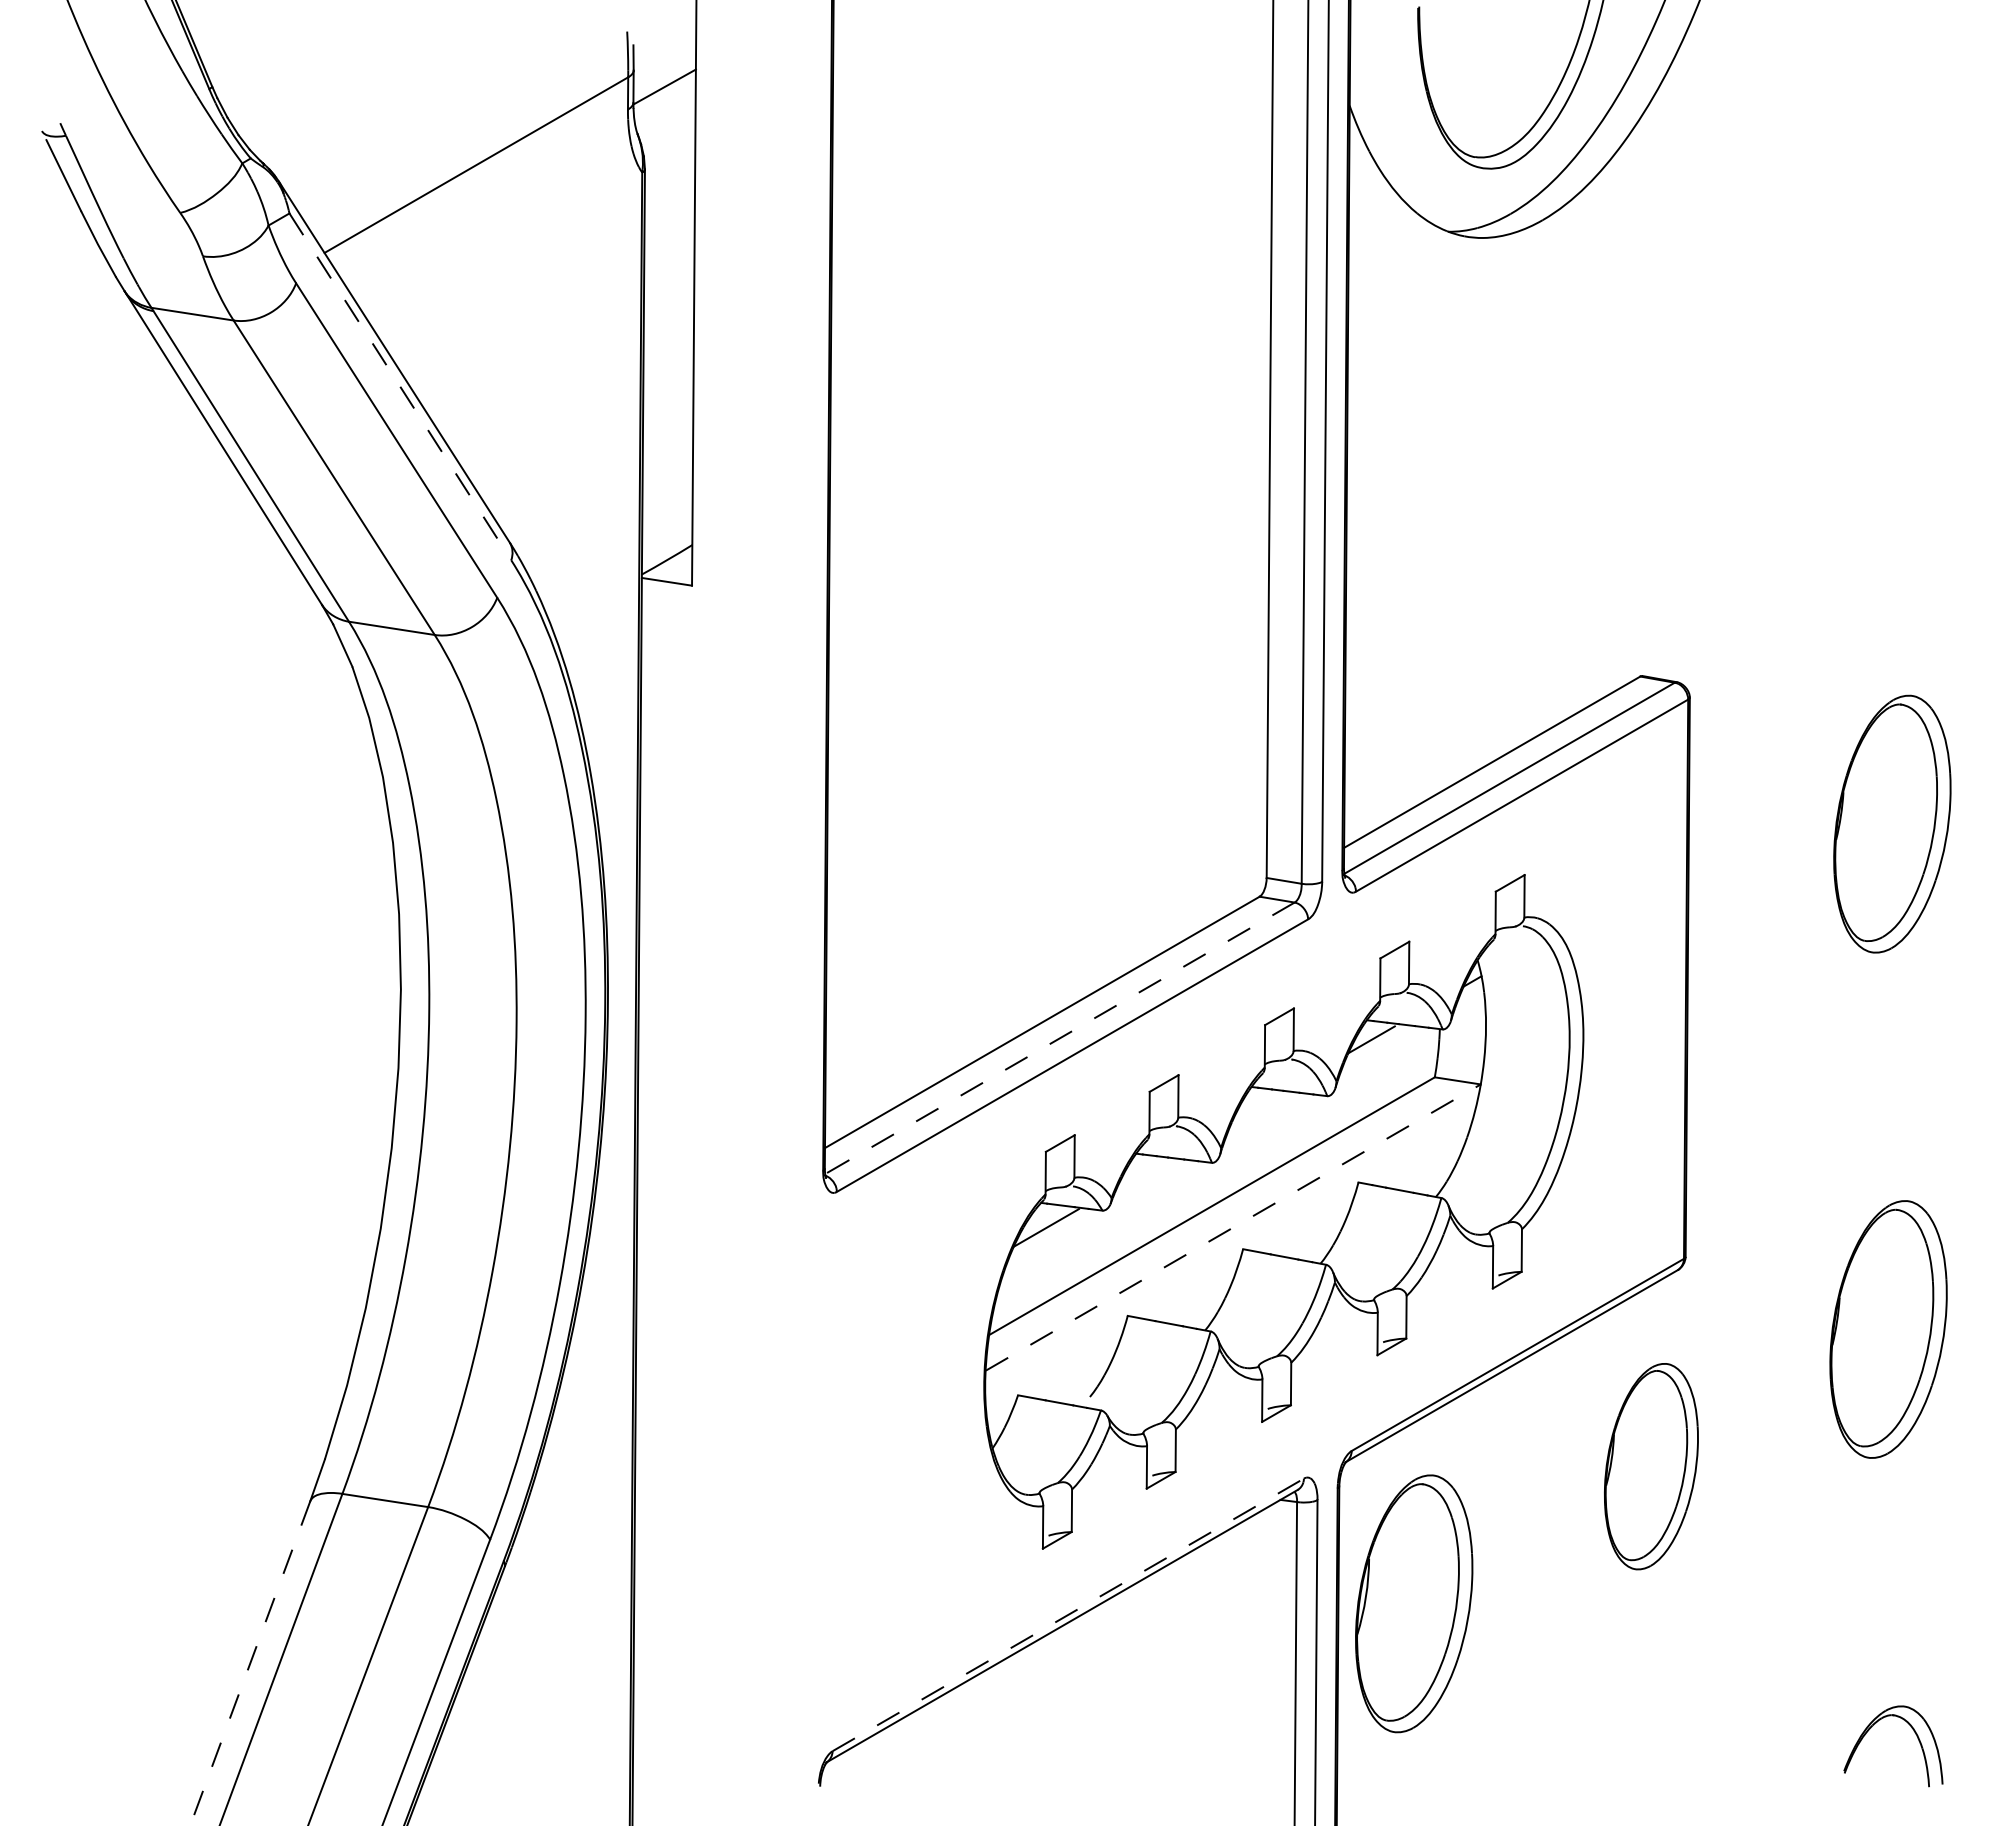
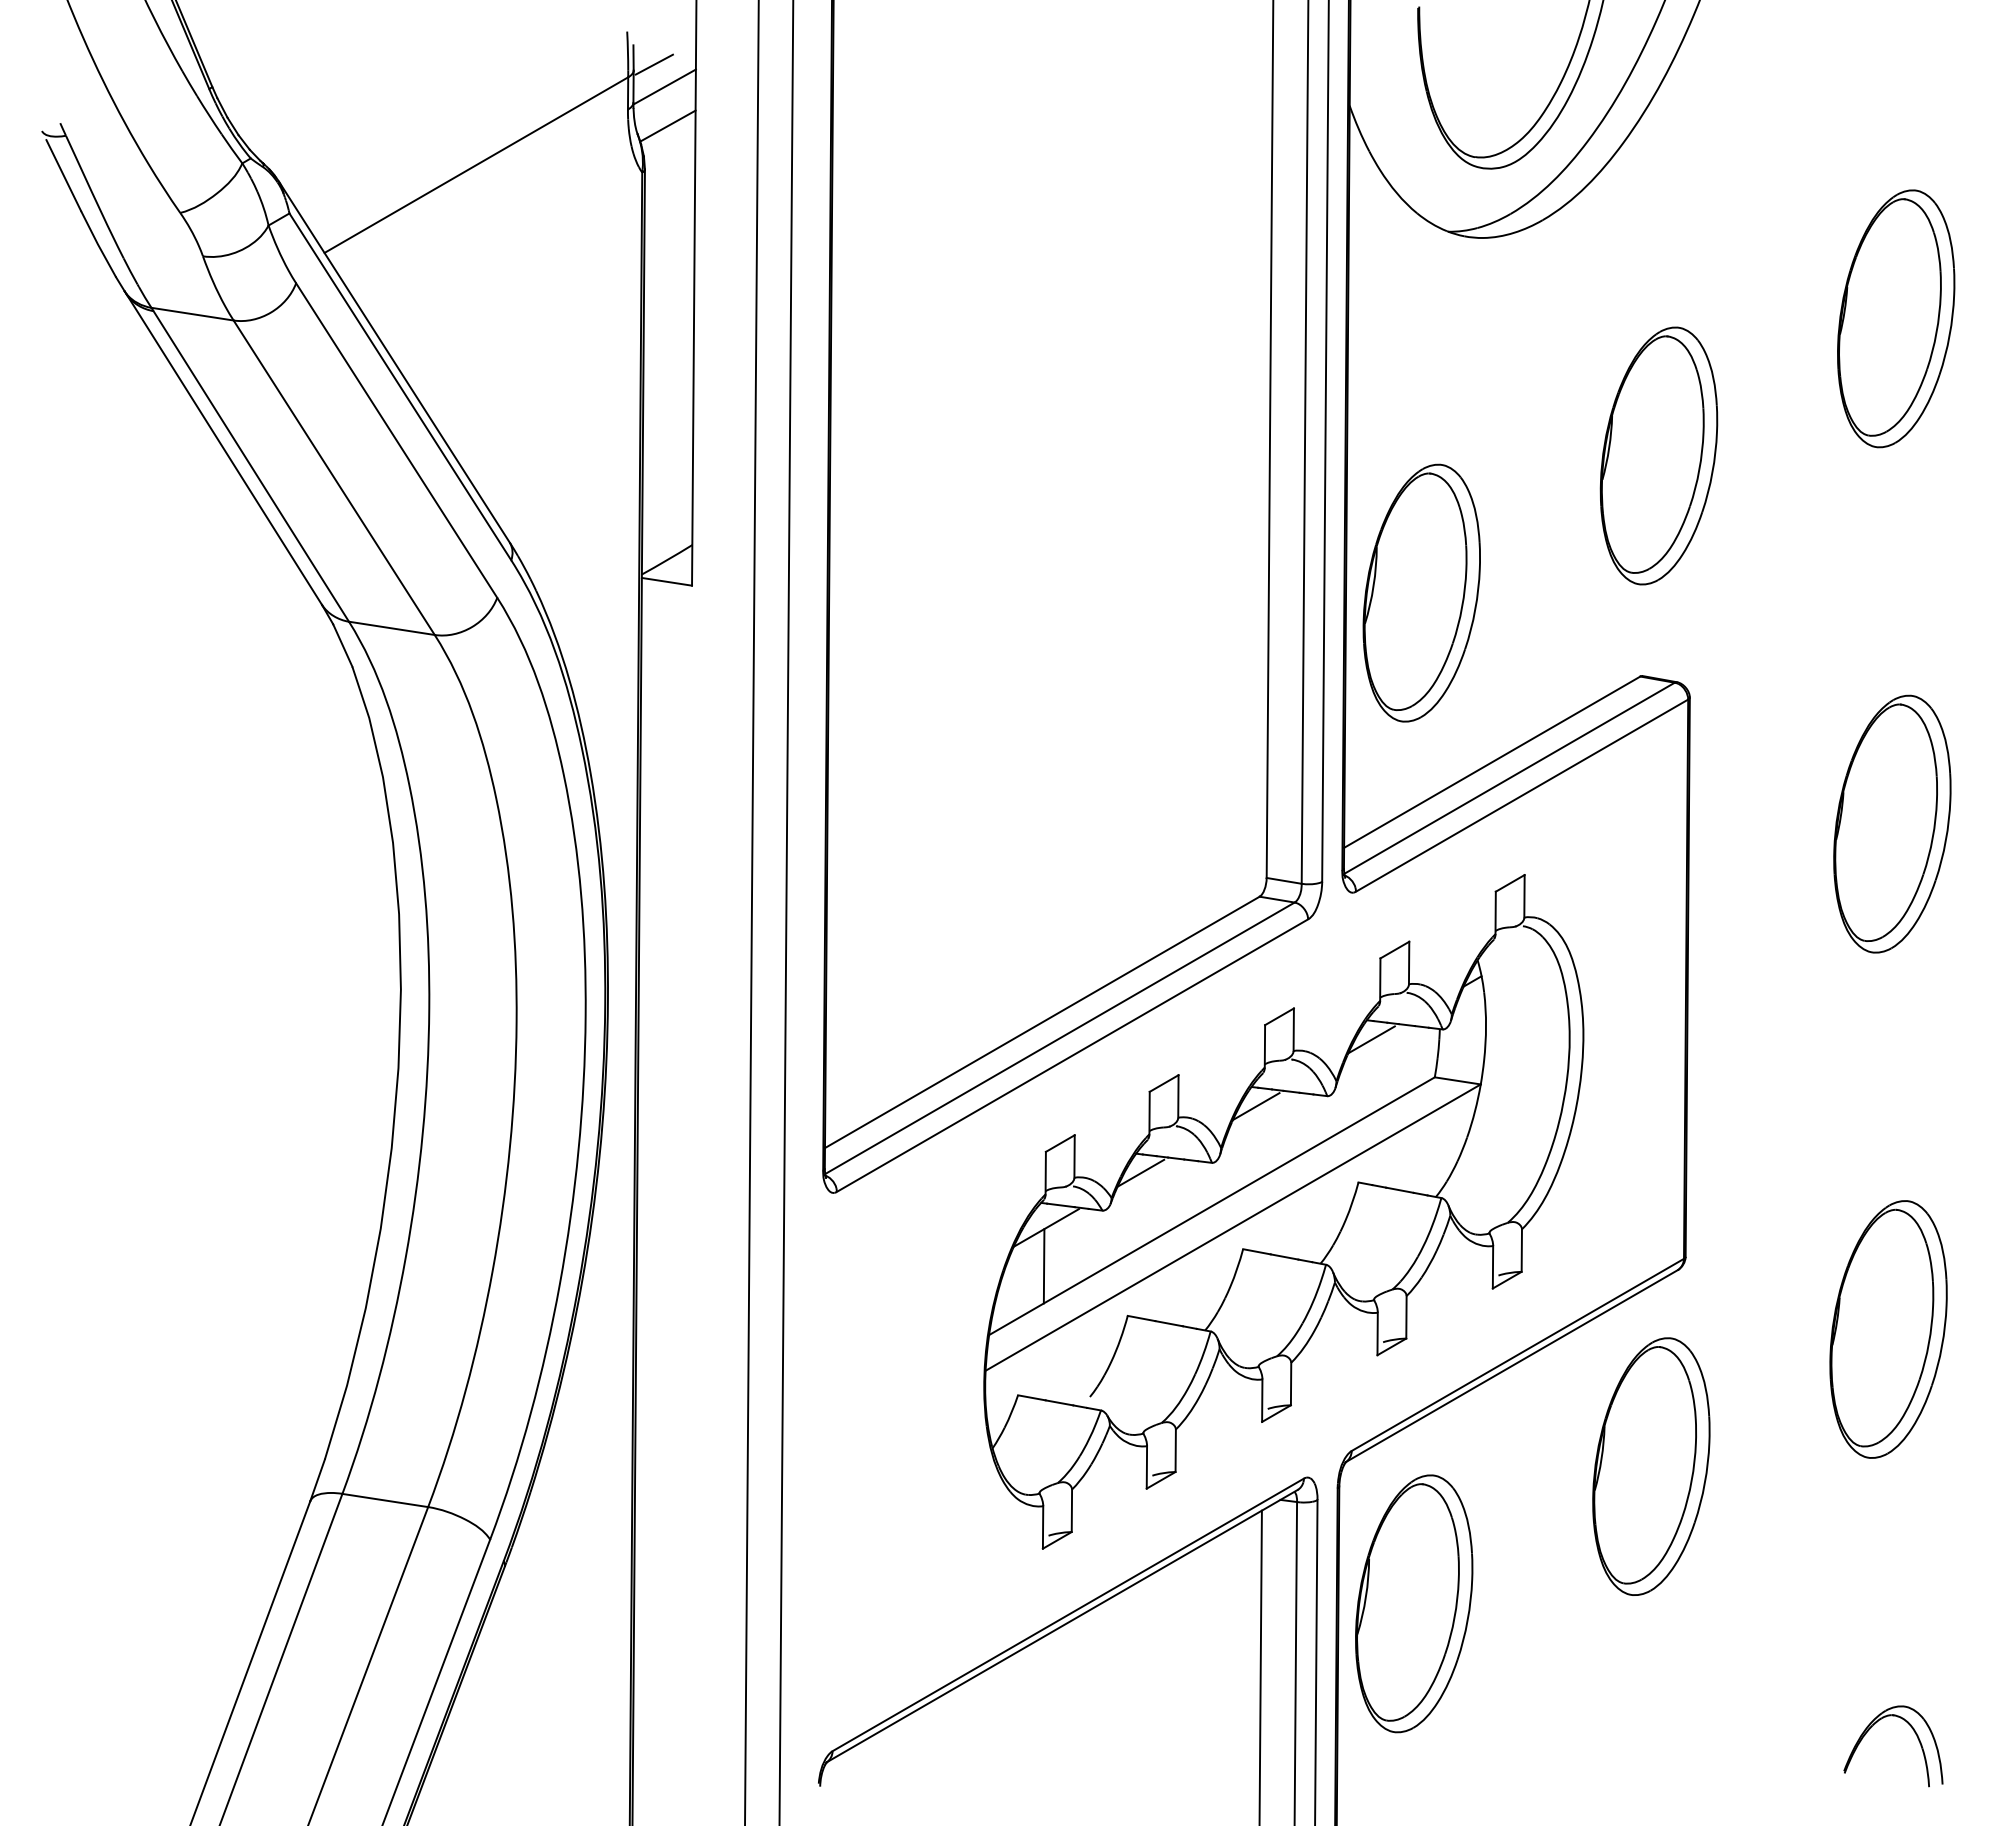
line: none -> present (653, 64)
line: none -> present (667, 125)
part: none -> present (1896, 318)
line: dashed -> solid (400, 386)
part: none -> present (1658, 455)
part: none -> present (1421, 592)
line: none -> present (751, 912)
line: none -> present (786, 912)
line: dashed -> solid (1059, 1038)
line: none -> present (1256, 1106)
line: none -> present (1140, 1172)
line: dashed -> solid (1233, 1227)
line: none -> present (1043, 1266)
part size: 95x208 px -> 119x259 px (1651, 1466)
line: dashed -> solid (1068, 1614)
line: dashed -> solid (250, 1663)
line: none -> present (1260, 1666)
